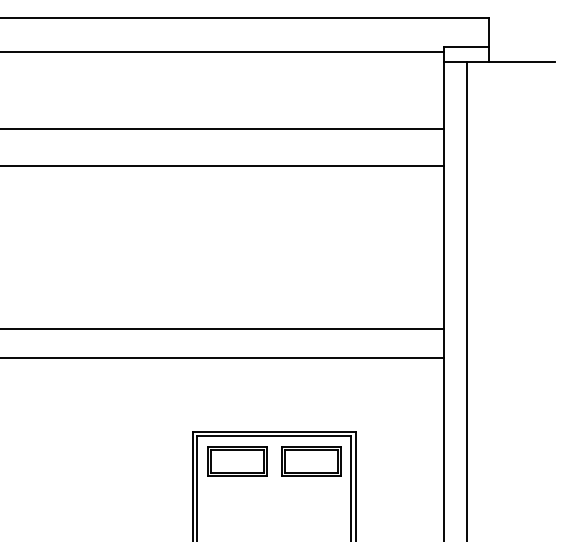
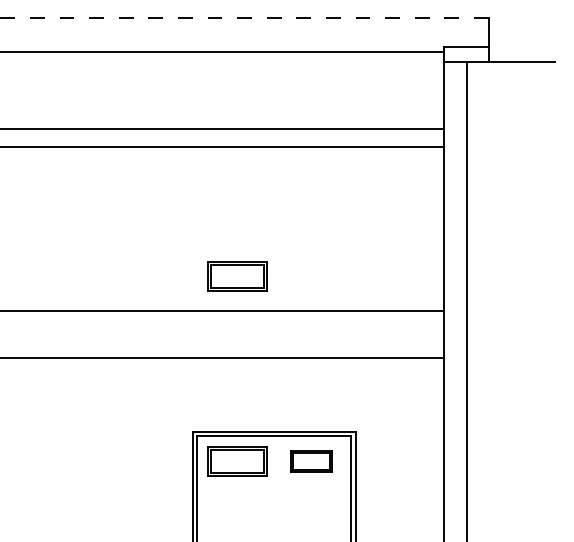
line: solid -> dashed (244, 17)
line position: (223, 165) -> (223, 146) (223, 146)
part: none -> present (237, 276)
line position: (223, 328) -> (223, 310) (223, 310)
part size: 61x31 px -> 43x23 px (311, 461)
